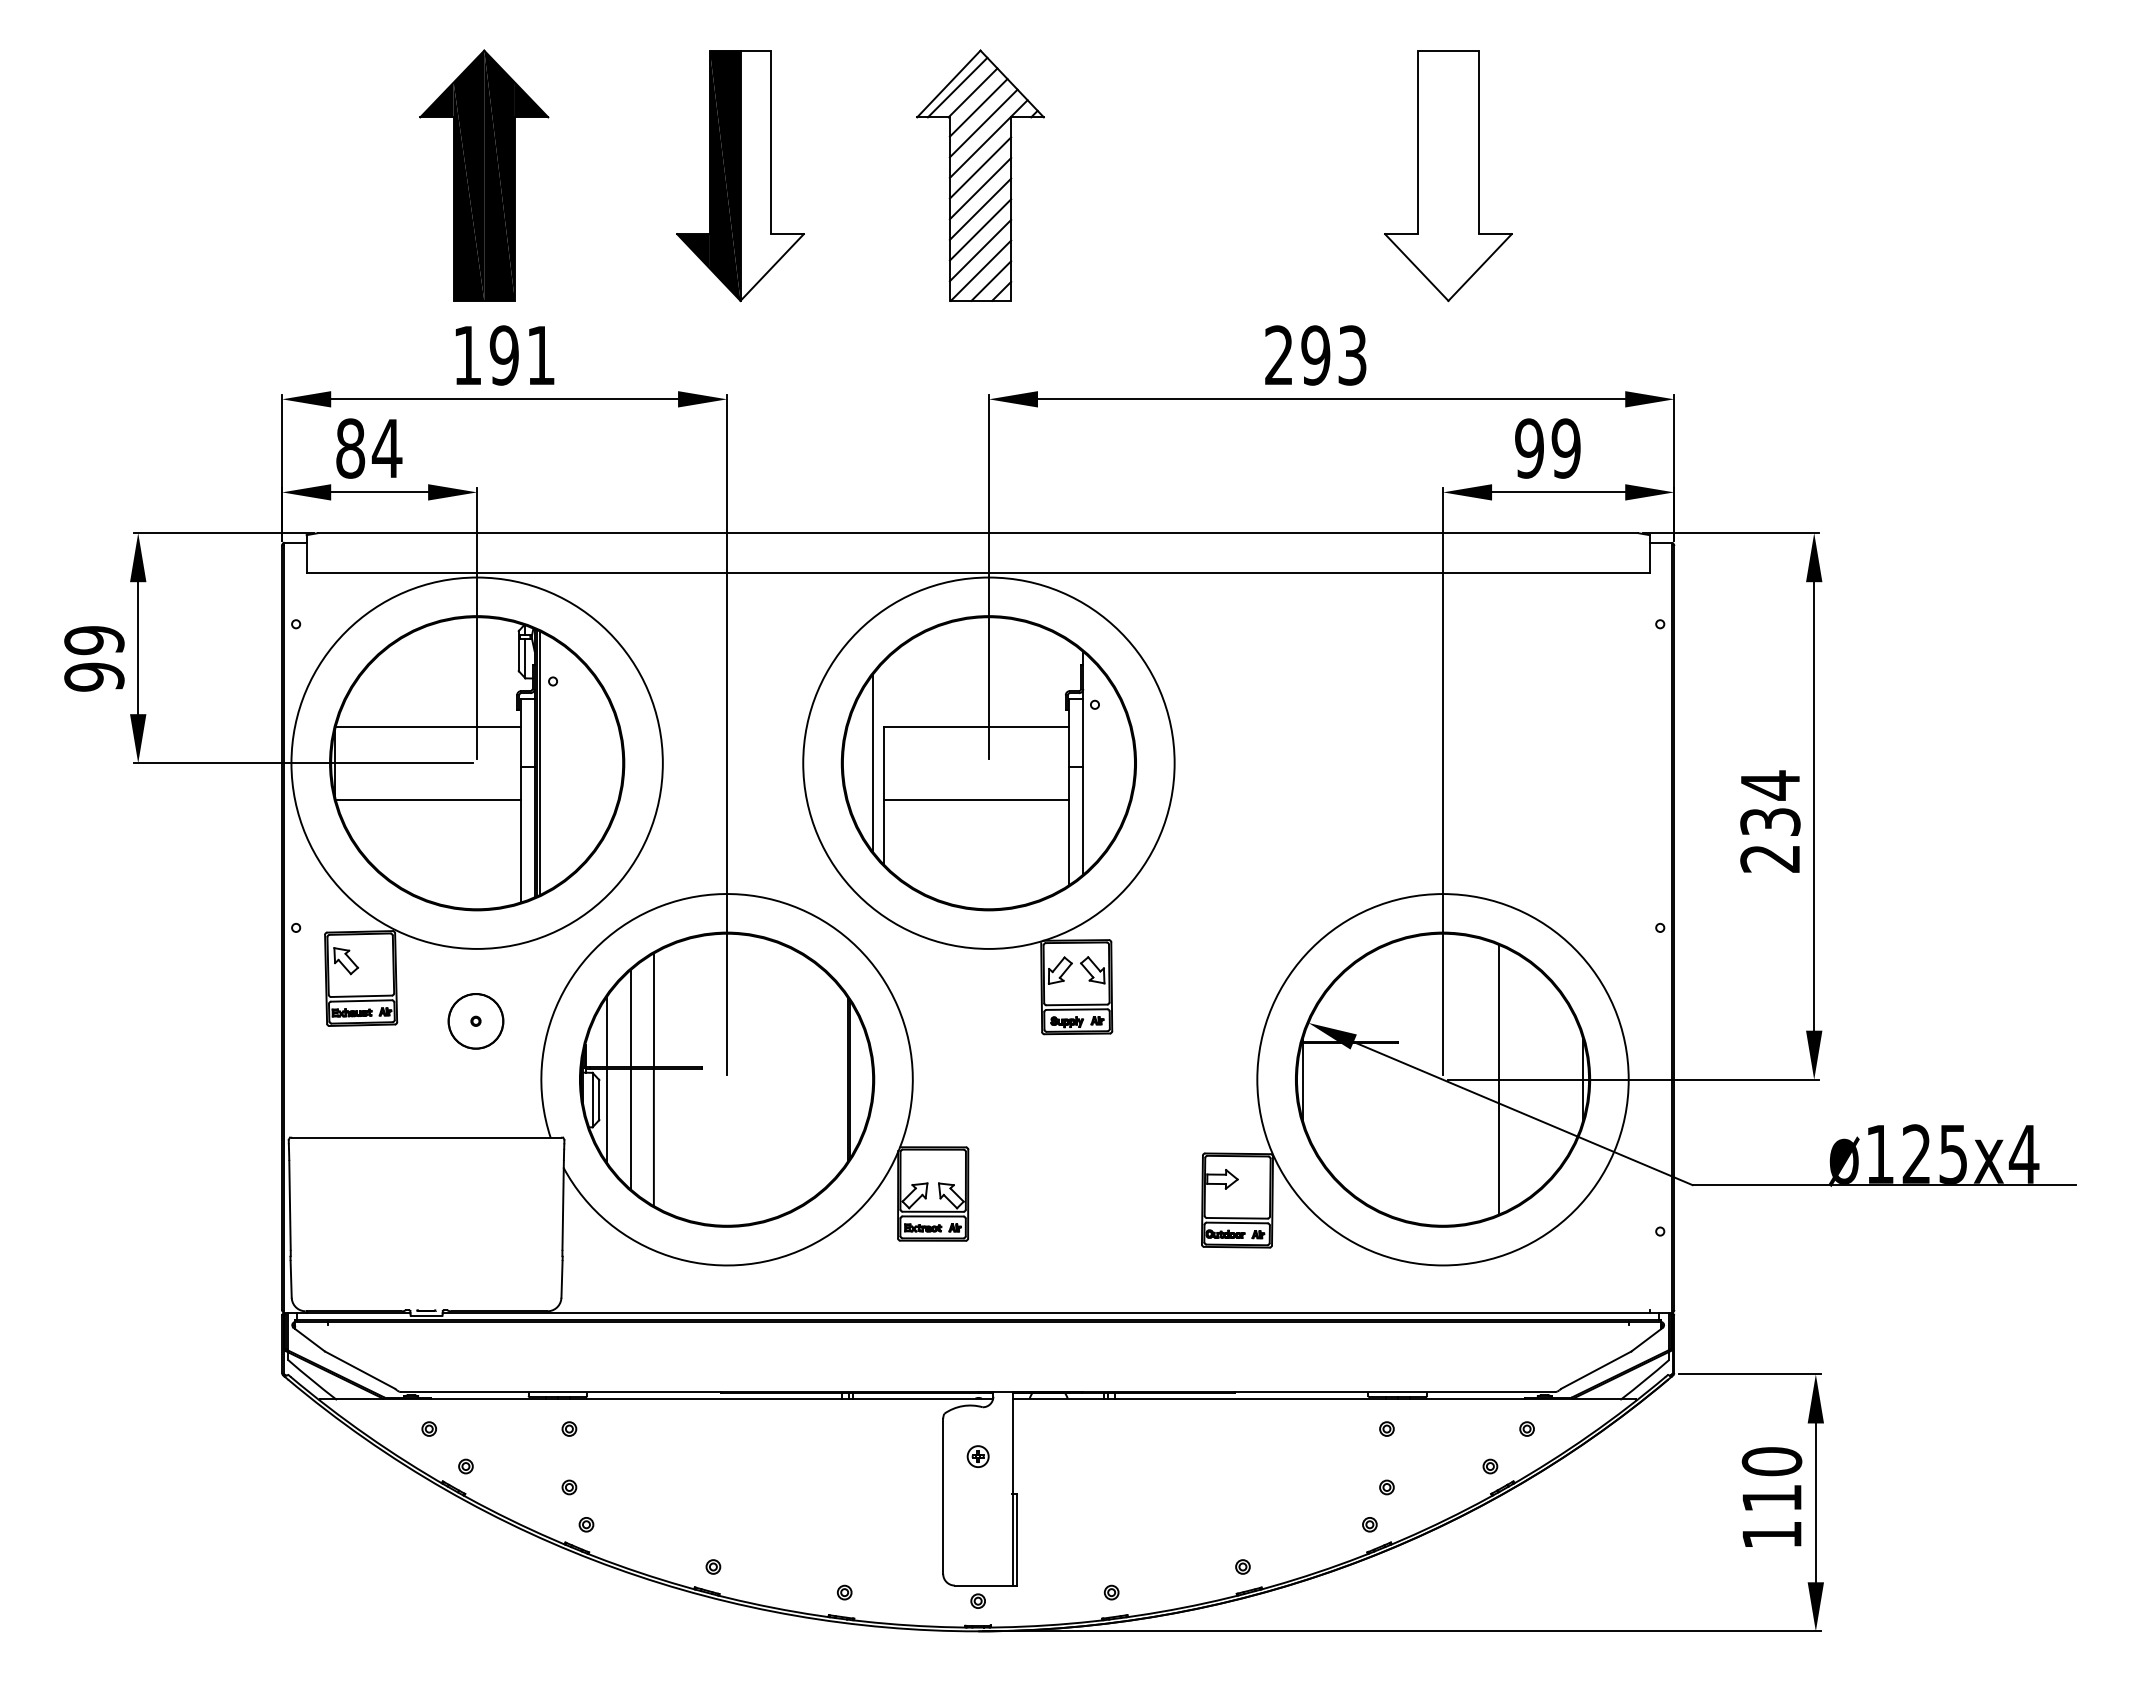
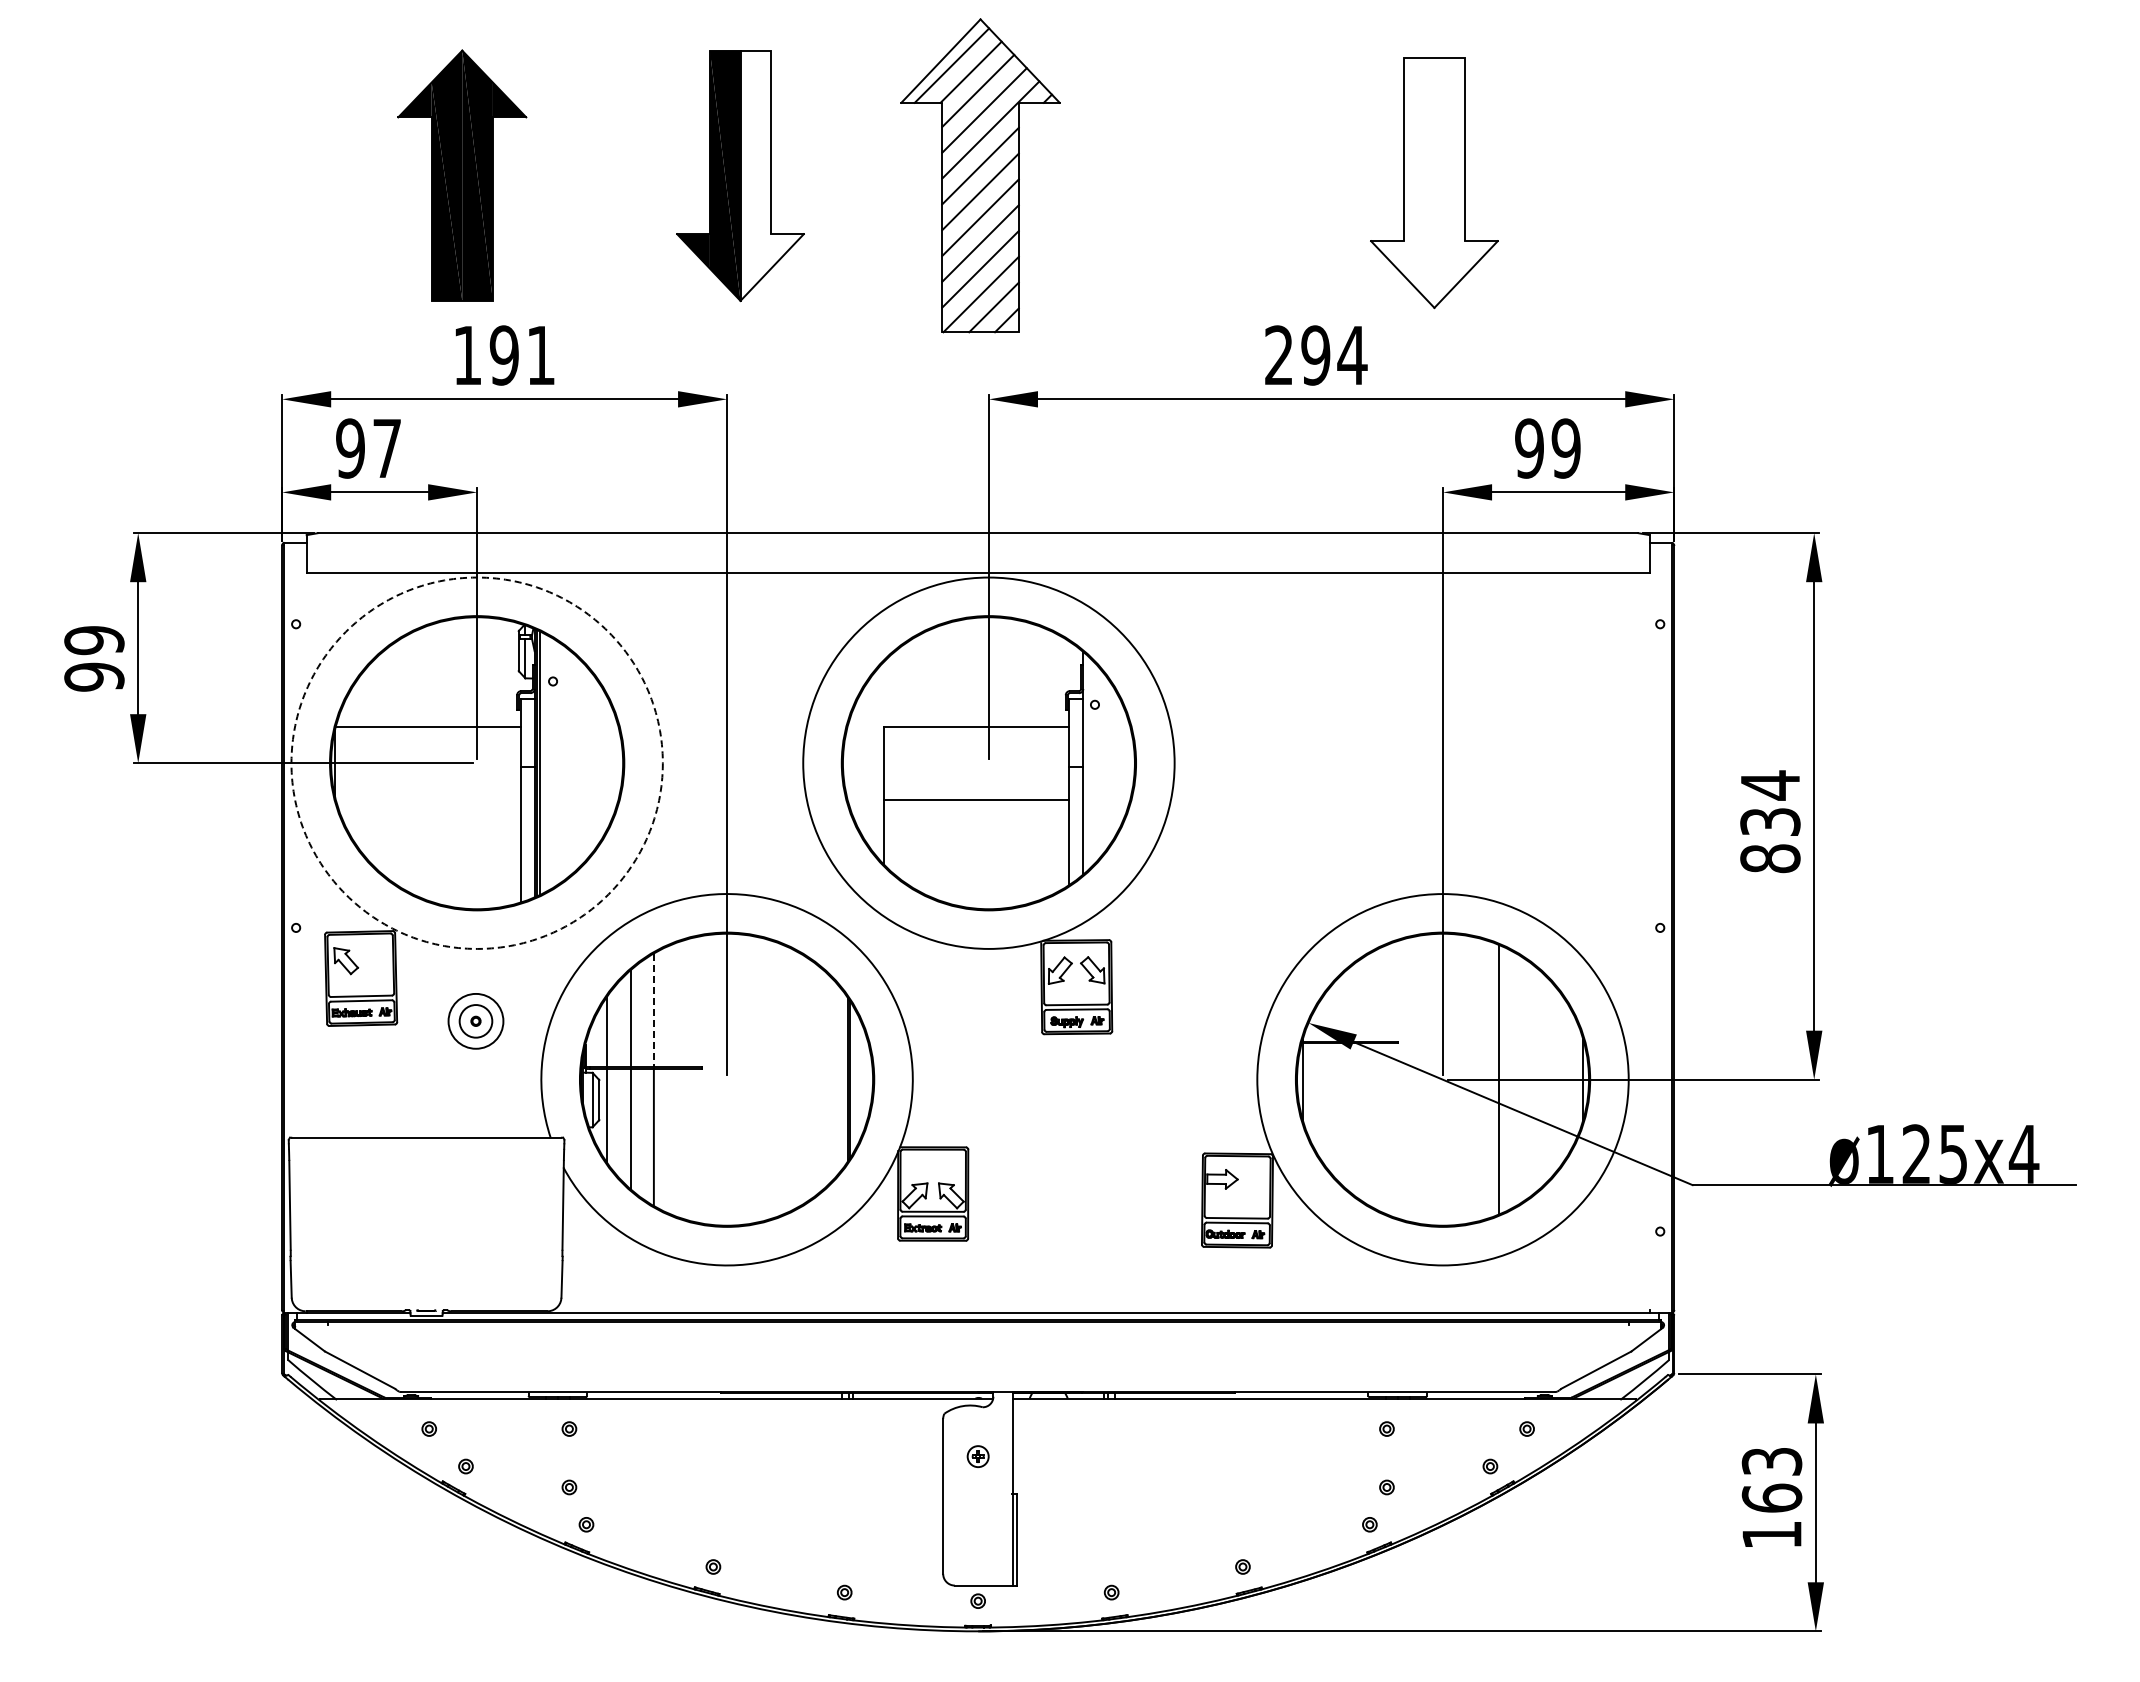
part position: (484, 175) -> (462, 175) (462, 175)
part size: 129x253 px -> 161x316 px (980, 175)
part position: (1448, 176) -> (1434, 183) (1434, 183)
text: 293 -> 294 (1352, 355)
text: 84 -> 97 (369, 448)
circle: solid -> dashed (476, 762)
line: present -> none (873, 762)
line: present -> none (428, 800)
text: 234 -> 834 (1770, 858)
line: solid -> dashed (653, 1010)
circle diameter: 54 px -> 33 px (475, 1021)
text: 110 -> 163 (1771, 1479)
